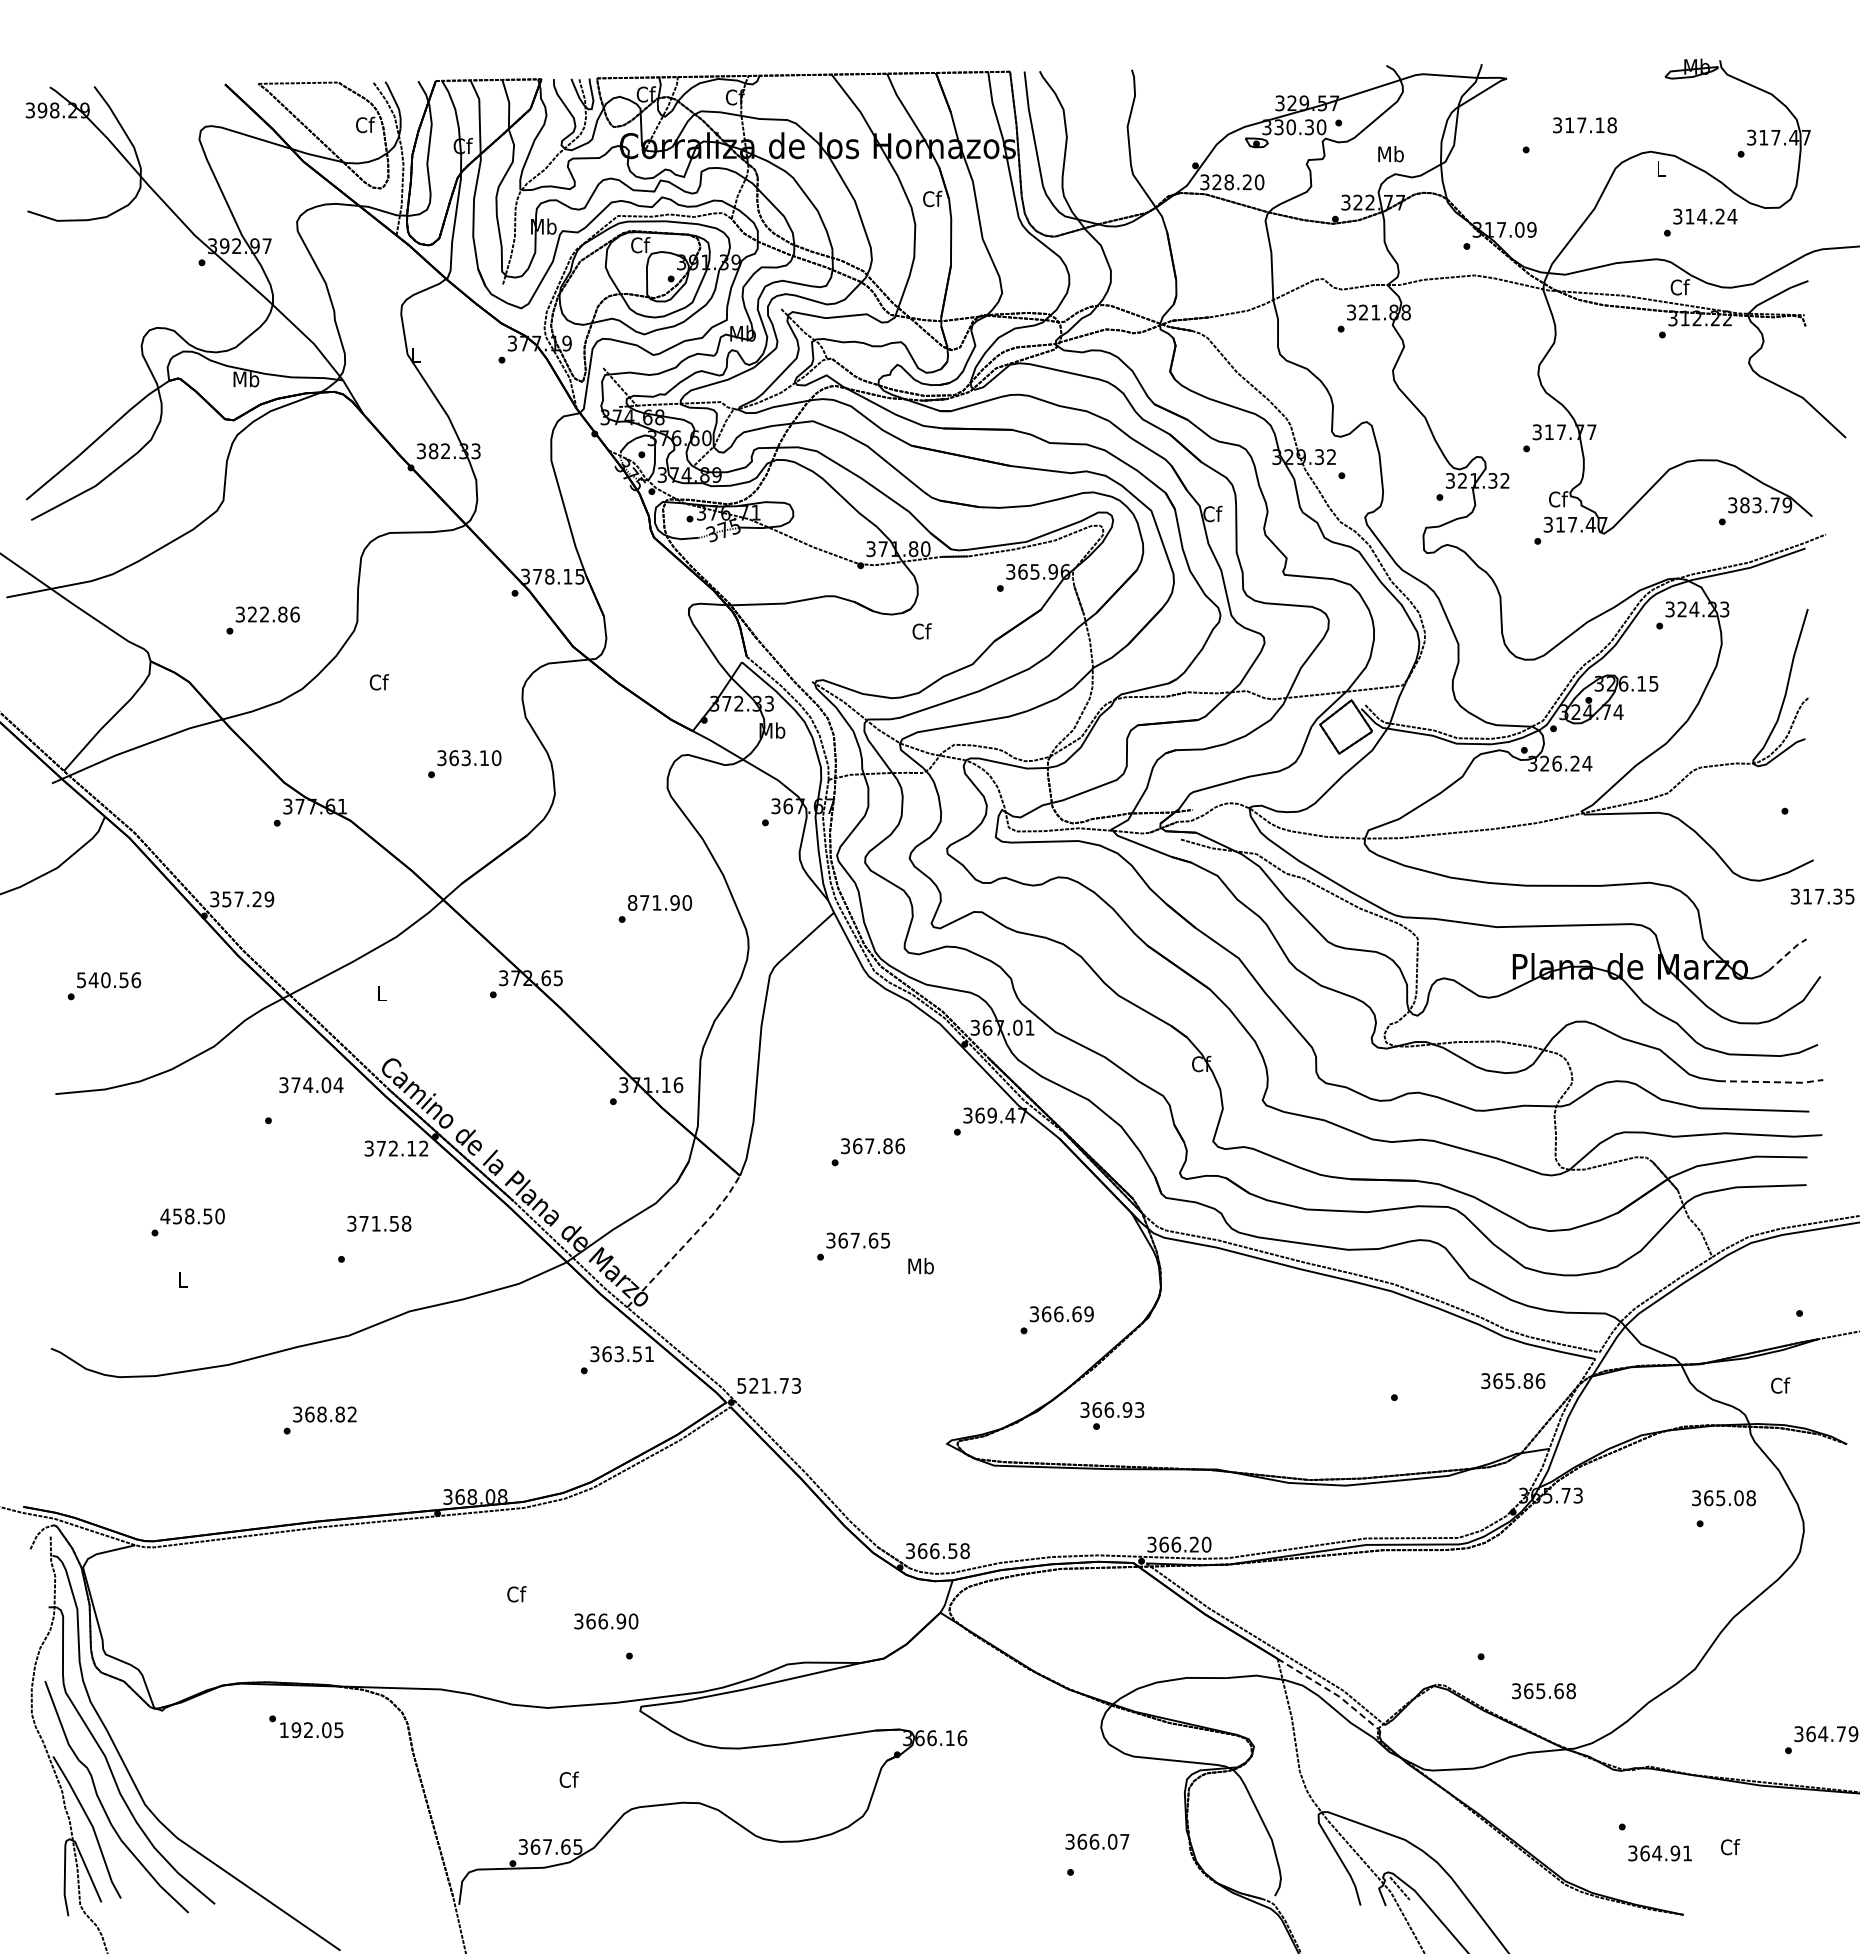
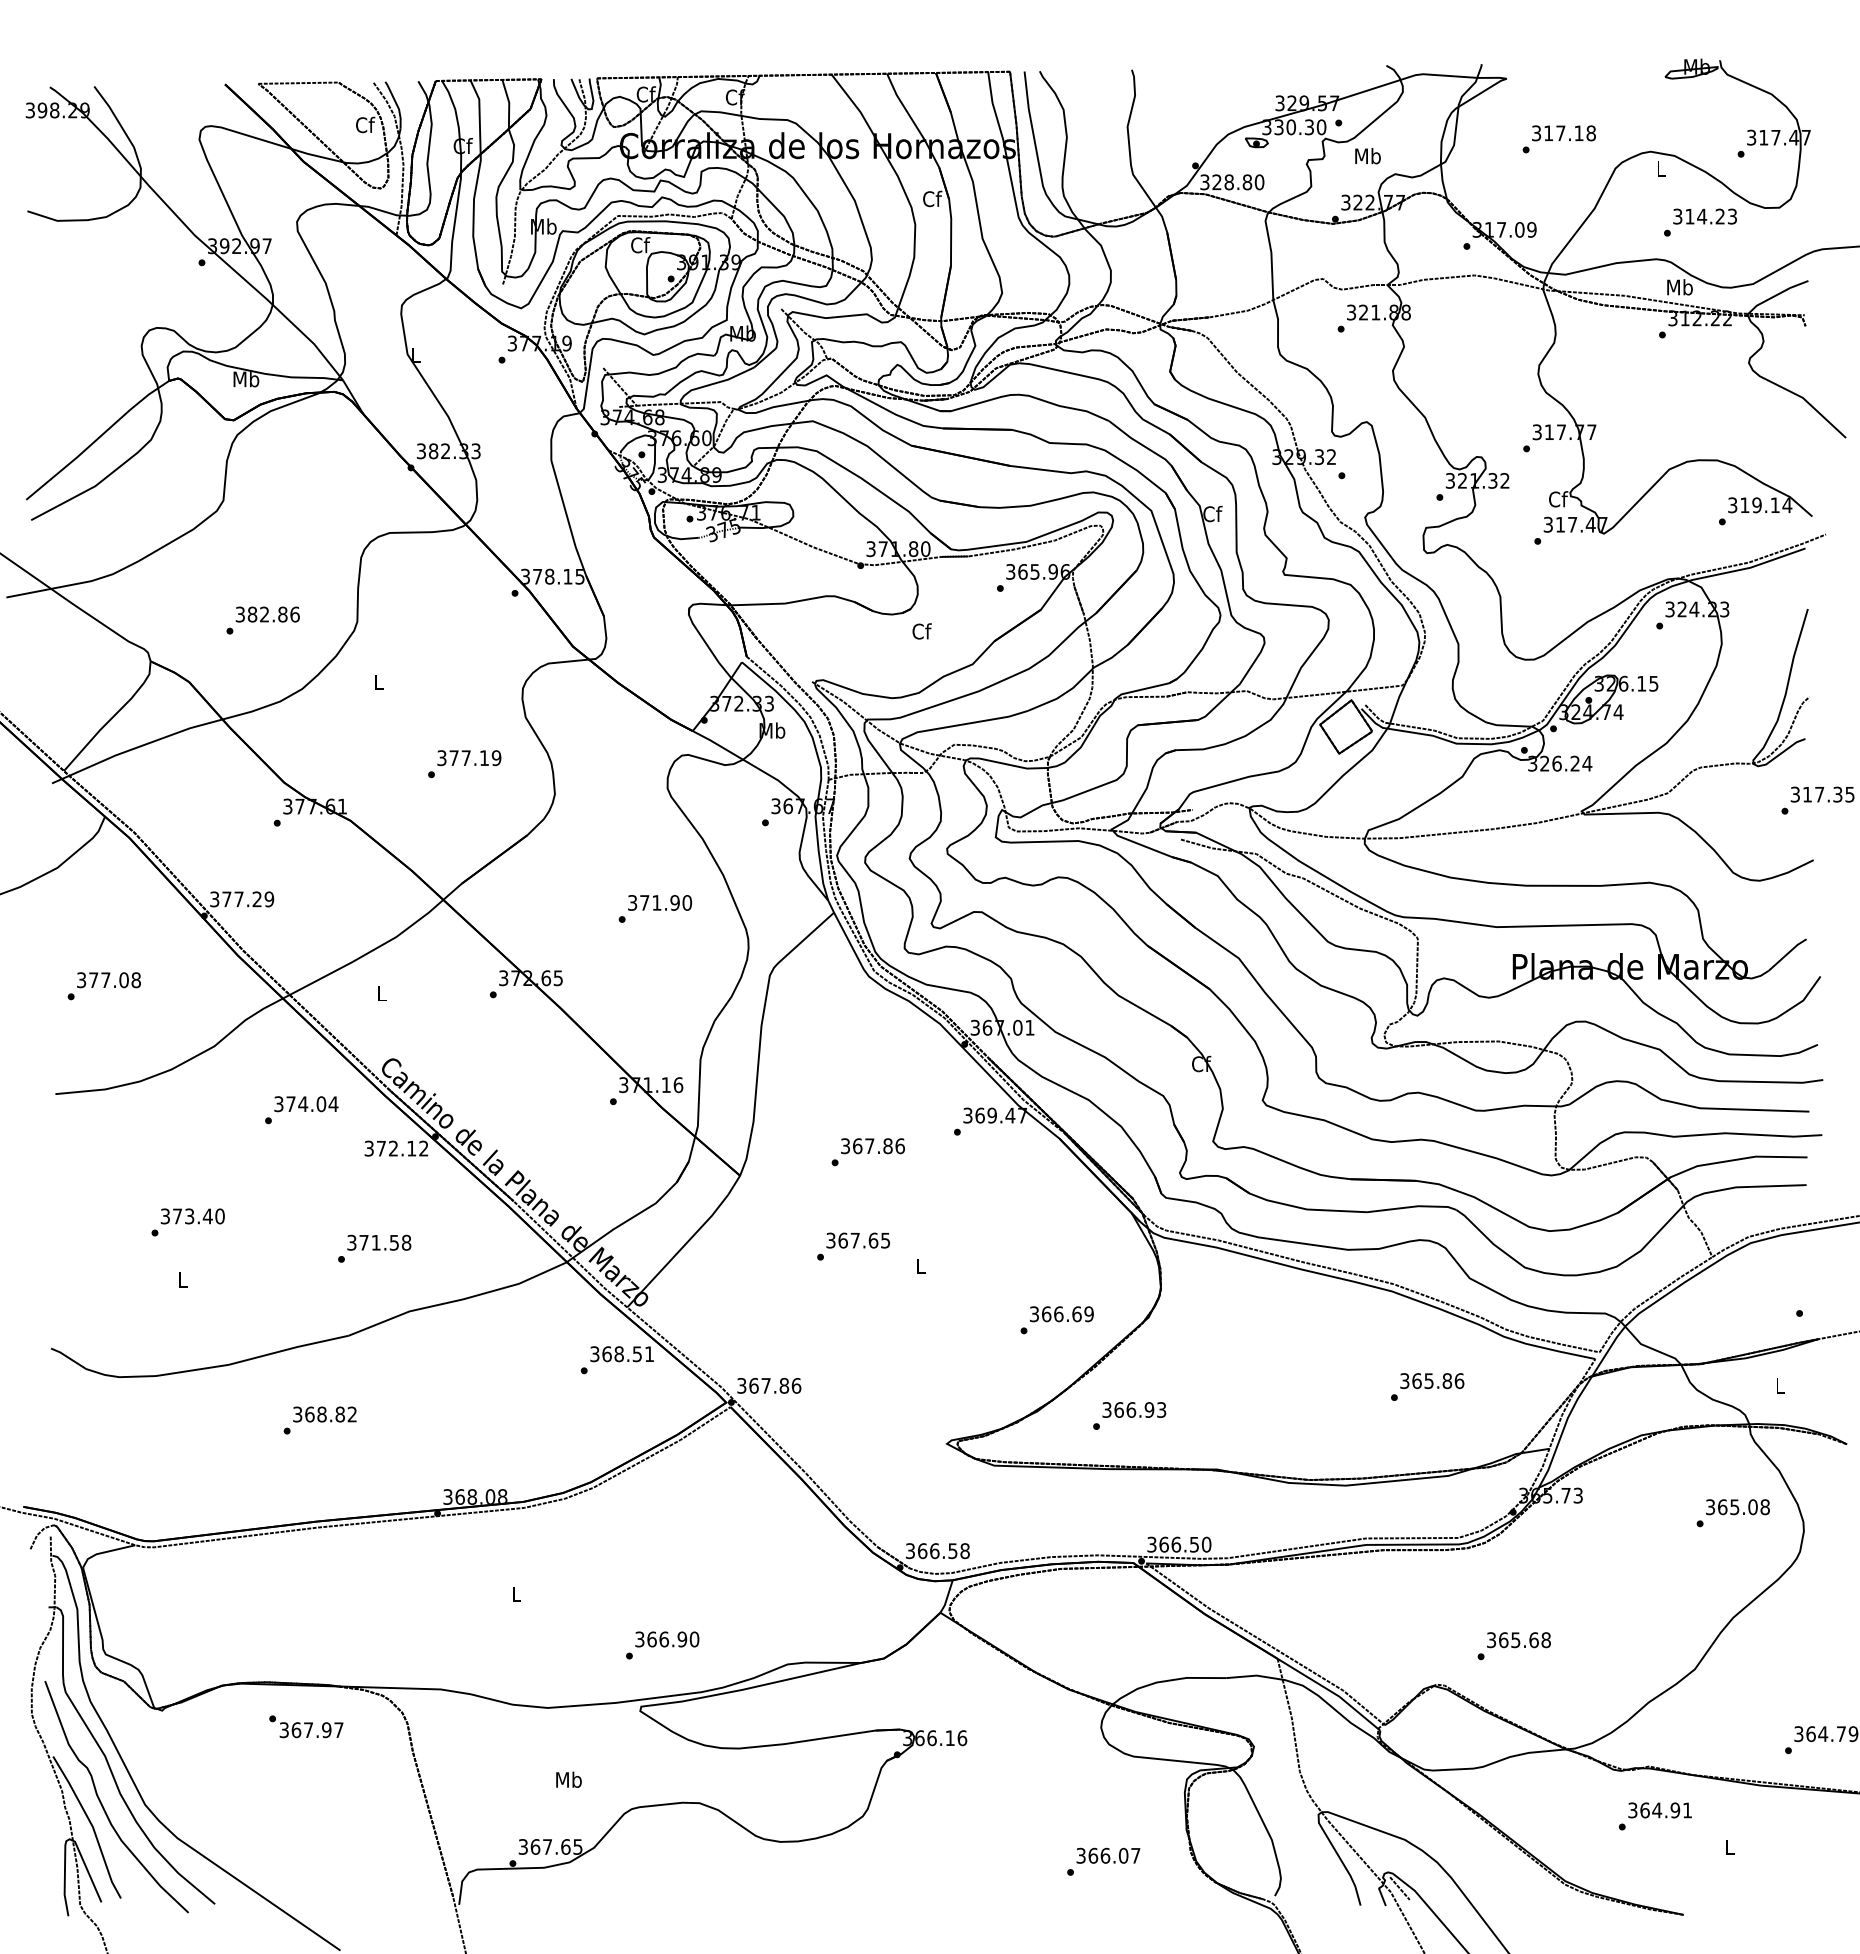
text position: (1584, 125) -> (1563, 133) (1563, 133)
text position: (1390, 154) -> (1367, 156) (1367, 156)
text: 328.20 -> 328.80 (1247, 182)
text: 314.24 -> 314.23 (1732, 216)
text: Cf -> Mb (1679, 287)
text: 383.79 -> 319.14 (1766, 505)
text: 322.86 -> 382.86 (252, 614)
text: Cf -> L (379, 682)
text: 363.10 -> 377.19 (475, 758)
text position: (1822, 896) -> (1822, 794) (1822, 794)
text: 357.29 -> 377.29 (226, 899)
text: 871.90 -> 371.90 (632, 902)
line: dashed -> solid (1787, 953)
text: 540.56 -> 377.08 (109, 980)
line: dashed -> solid (1771, 1082)
text position: (311, 1085) -> (306, 1104) (306, 1104)
text: 458.50 -> 373.40 (186, 1216)
text position: (379, 1223) -> (379, 1242) (379, 1242)
line: dashed -> solid (687, 1242)
text: Mb -> L (920, 1266)
text: 363.51 -> 368.51 (618, 1354)
text position: (1513, 1380) -> (1432, 1380) (1432, 1380)
text: 521.73 -> 367.86 (769, 1385)
text: Cf -> L (1780, 1385)
text position: (1112, 1409) -> (1134, 1409) (1134, 1409)
text position: (1723, 1498) -> (1737, 1507) (1737, 1507)
text: 366.20 -> 366.50 (1194, 1544)
text: Cf -> L (516, 1594)
text position: (606, 1621) -> (667, 1639) (667, 1639)
line: dashed -> solid (1331, 1691)
text position: (1543, 1691) -> (1518, 1640) (1518, 1640)
text: 192.05 -> 367.97 (311, 1730)
text: Cf -> Mb (568, 1779)
text position: (1097, 1841) -> (1108, 1855) (1108, 1855)
text: Cf -> L (1730, 1847)
text position: (1659, 1853) -> (1659, 1810) (1659, 1810)
